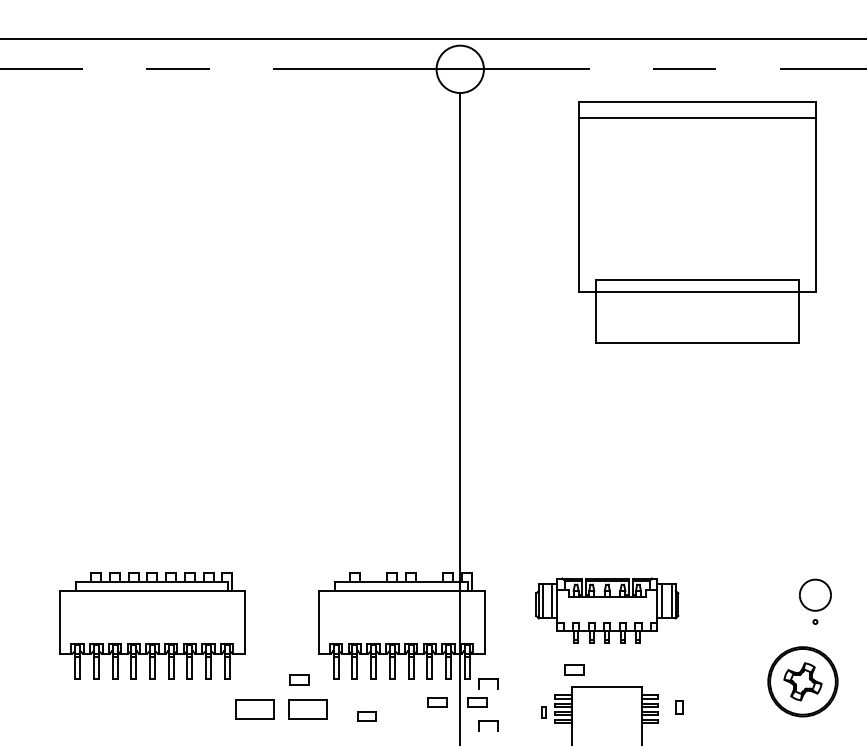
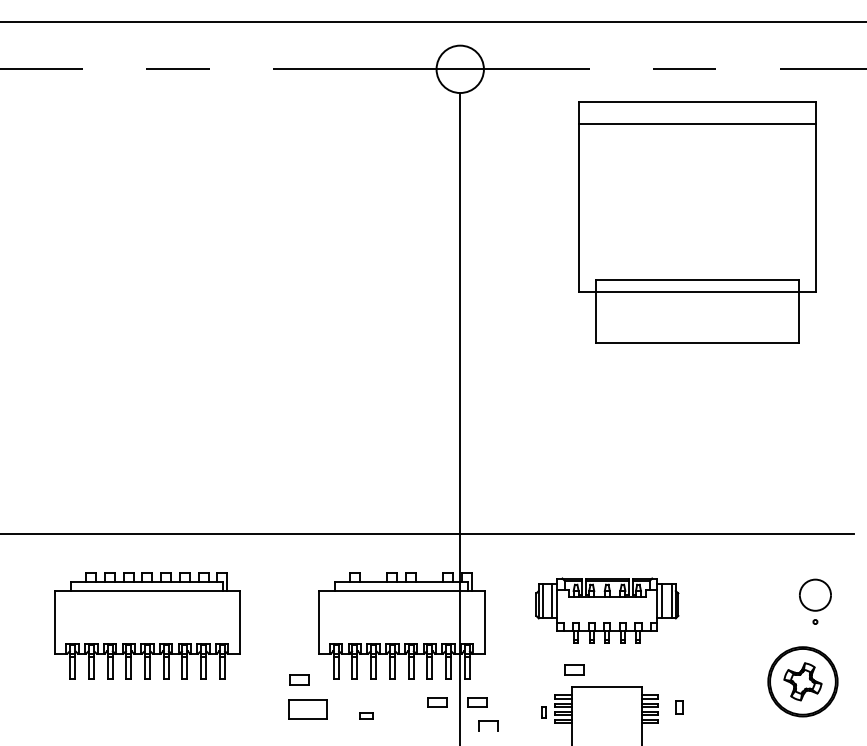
line position: (432, 39) -> (432, 22) (432, 22)
line position: (697, 117) -> (697, 123) (697, 123)
line: none -> present (428, 534)
part position: (152, 625) -> (147, 625) (147, 625)
part: present -> none (488, 683)
part: present -> none (254, 709)
part size: 20x11 px -> 15x8 px (366, 715)
